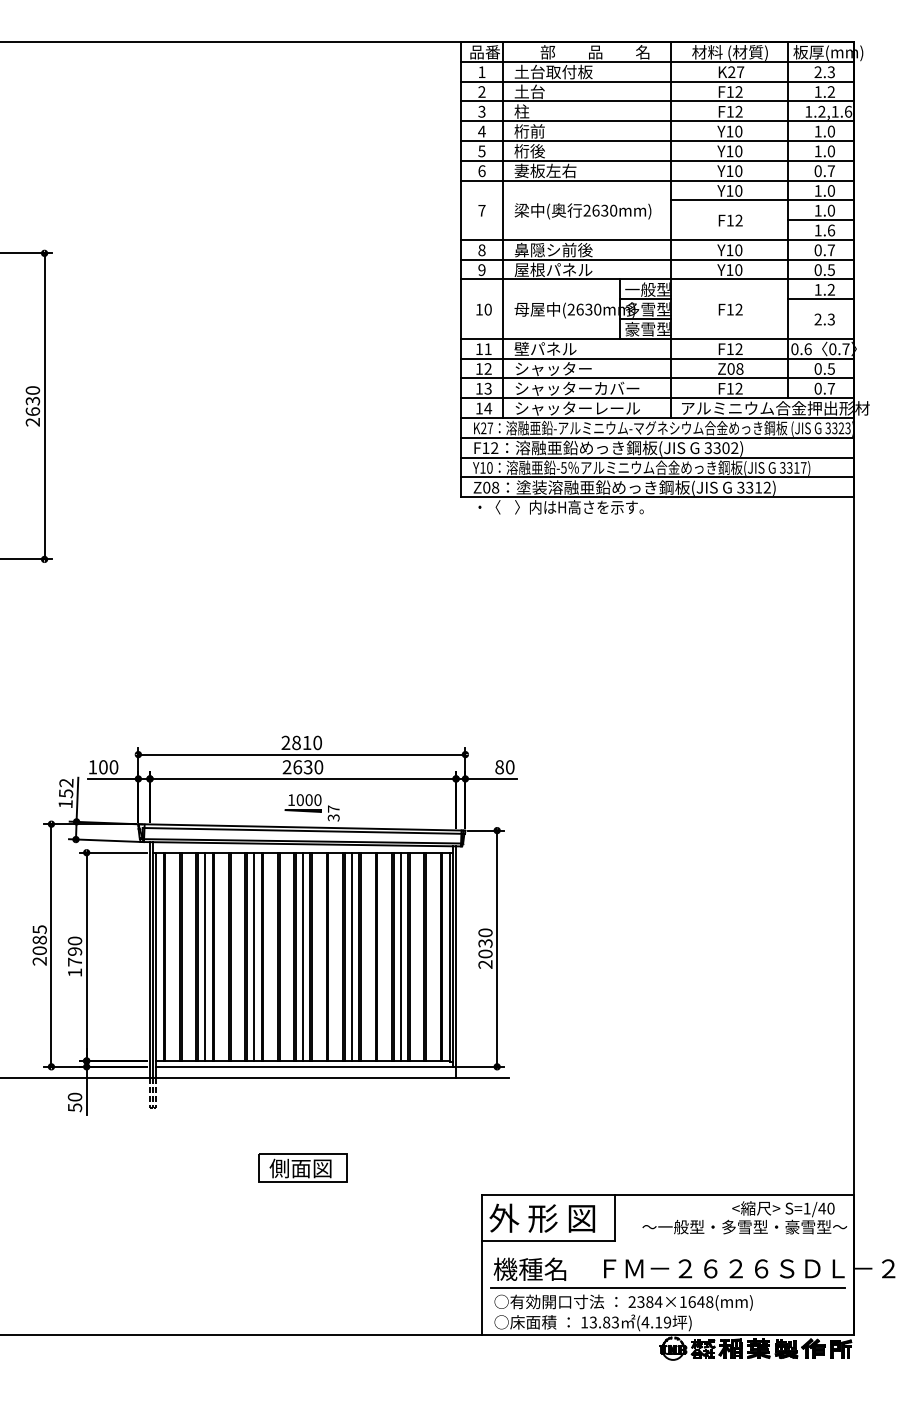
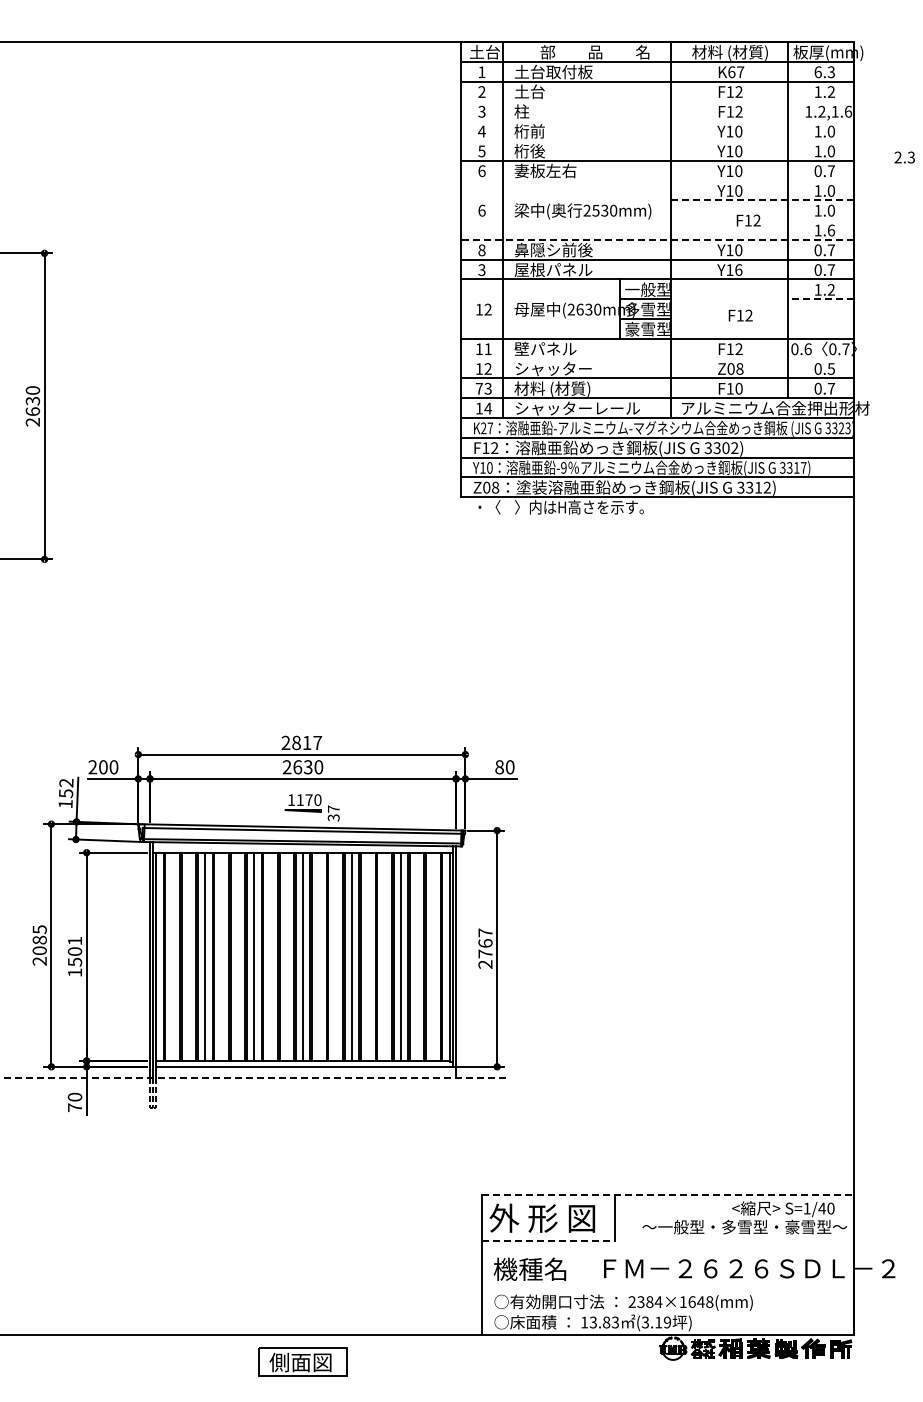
text: 品番 -> 土台 (484, 52)
text: K27 -> K67 (731, 72)
text: 2.3 -> 6.3 (817, 72)
line: present -> none (657, 101)
line: present -> none (657, 121)
line: present -> none (657, 140)
line: present -> none (657, 180)
line: solid -> dashed (762, 200)
text: 7 -> 6 (481, 210)
text: 2630mm) -> 2530mm) (595, 210)
text position: (730, 220) -> (748, 220) (748, 220)
line: present -> none (820, 220)
line: solid -> dashed (657, 239)
text: 9 -> 3 (481, 269)
text: Y10 -> Y16 (738, 269)
text: 0.5 -> 0.7 (830, 270)
line: solid -> dashed (820, 299)
text: 10 -> 12 (487, 309)
text position: (730, 309) -> (740, 315) (740, 315)
text position: (824, 319) -> (904, 157) (904, 157)
line: present -> none (657, 358)
text: 13 -> 73 (479, 388)
text: シャッターカバー -> 材料 (材質) (576, 388)
text: F12 -> F10 (738, 388)
text: -5 -> -9 (563, 467)
text: 2810 -> 2817 (317, 742)
text: 100 -> 200 (92, 767)
text: 1000 -> 1170 (304, 800)
text: 2030 -> 2767 (485, 943)
text: 1790 -> 1501 (74, 951)
line: solid -> dashed (254, 1078)
text: 50 -> 70 (75, 1107)
part position: (302, 1167) -> (302, 1361) (302, 1361)
line: solid -> dashed (668, 1194)
line: solid -> dashed (548, 1241)
line: present -> none (667, 1287)
text: (4.19 -> (3.19 (645, 1322)
